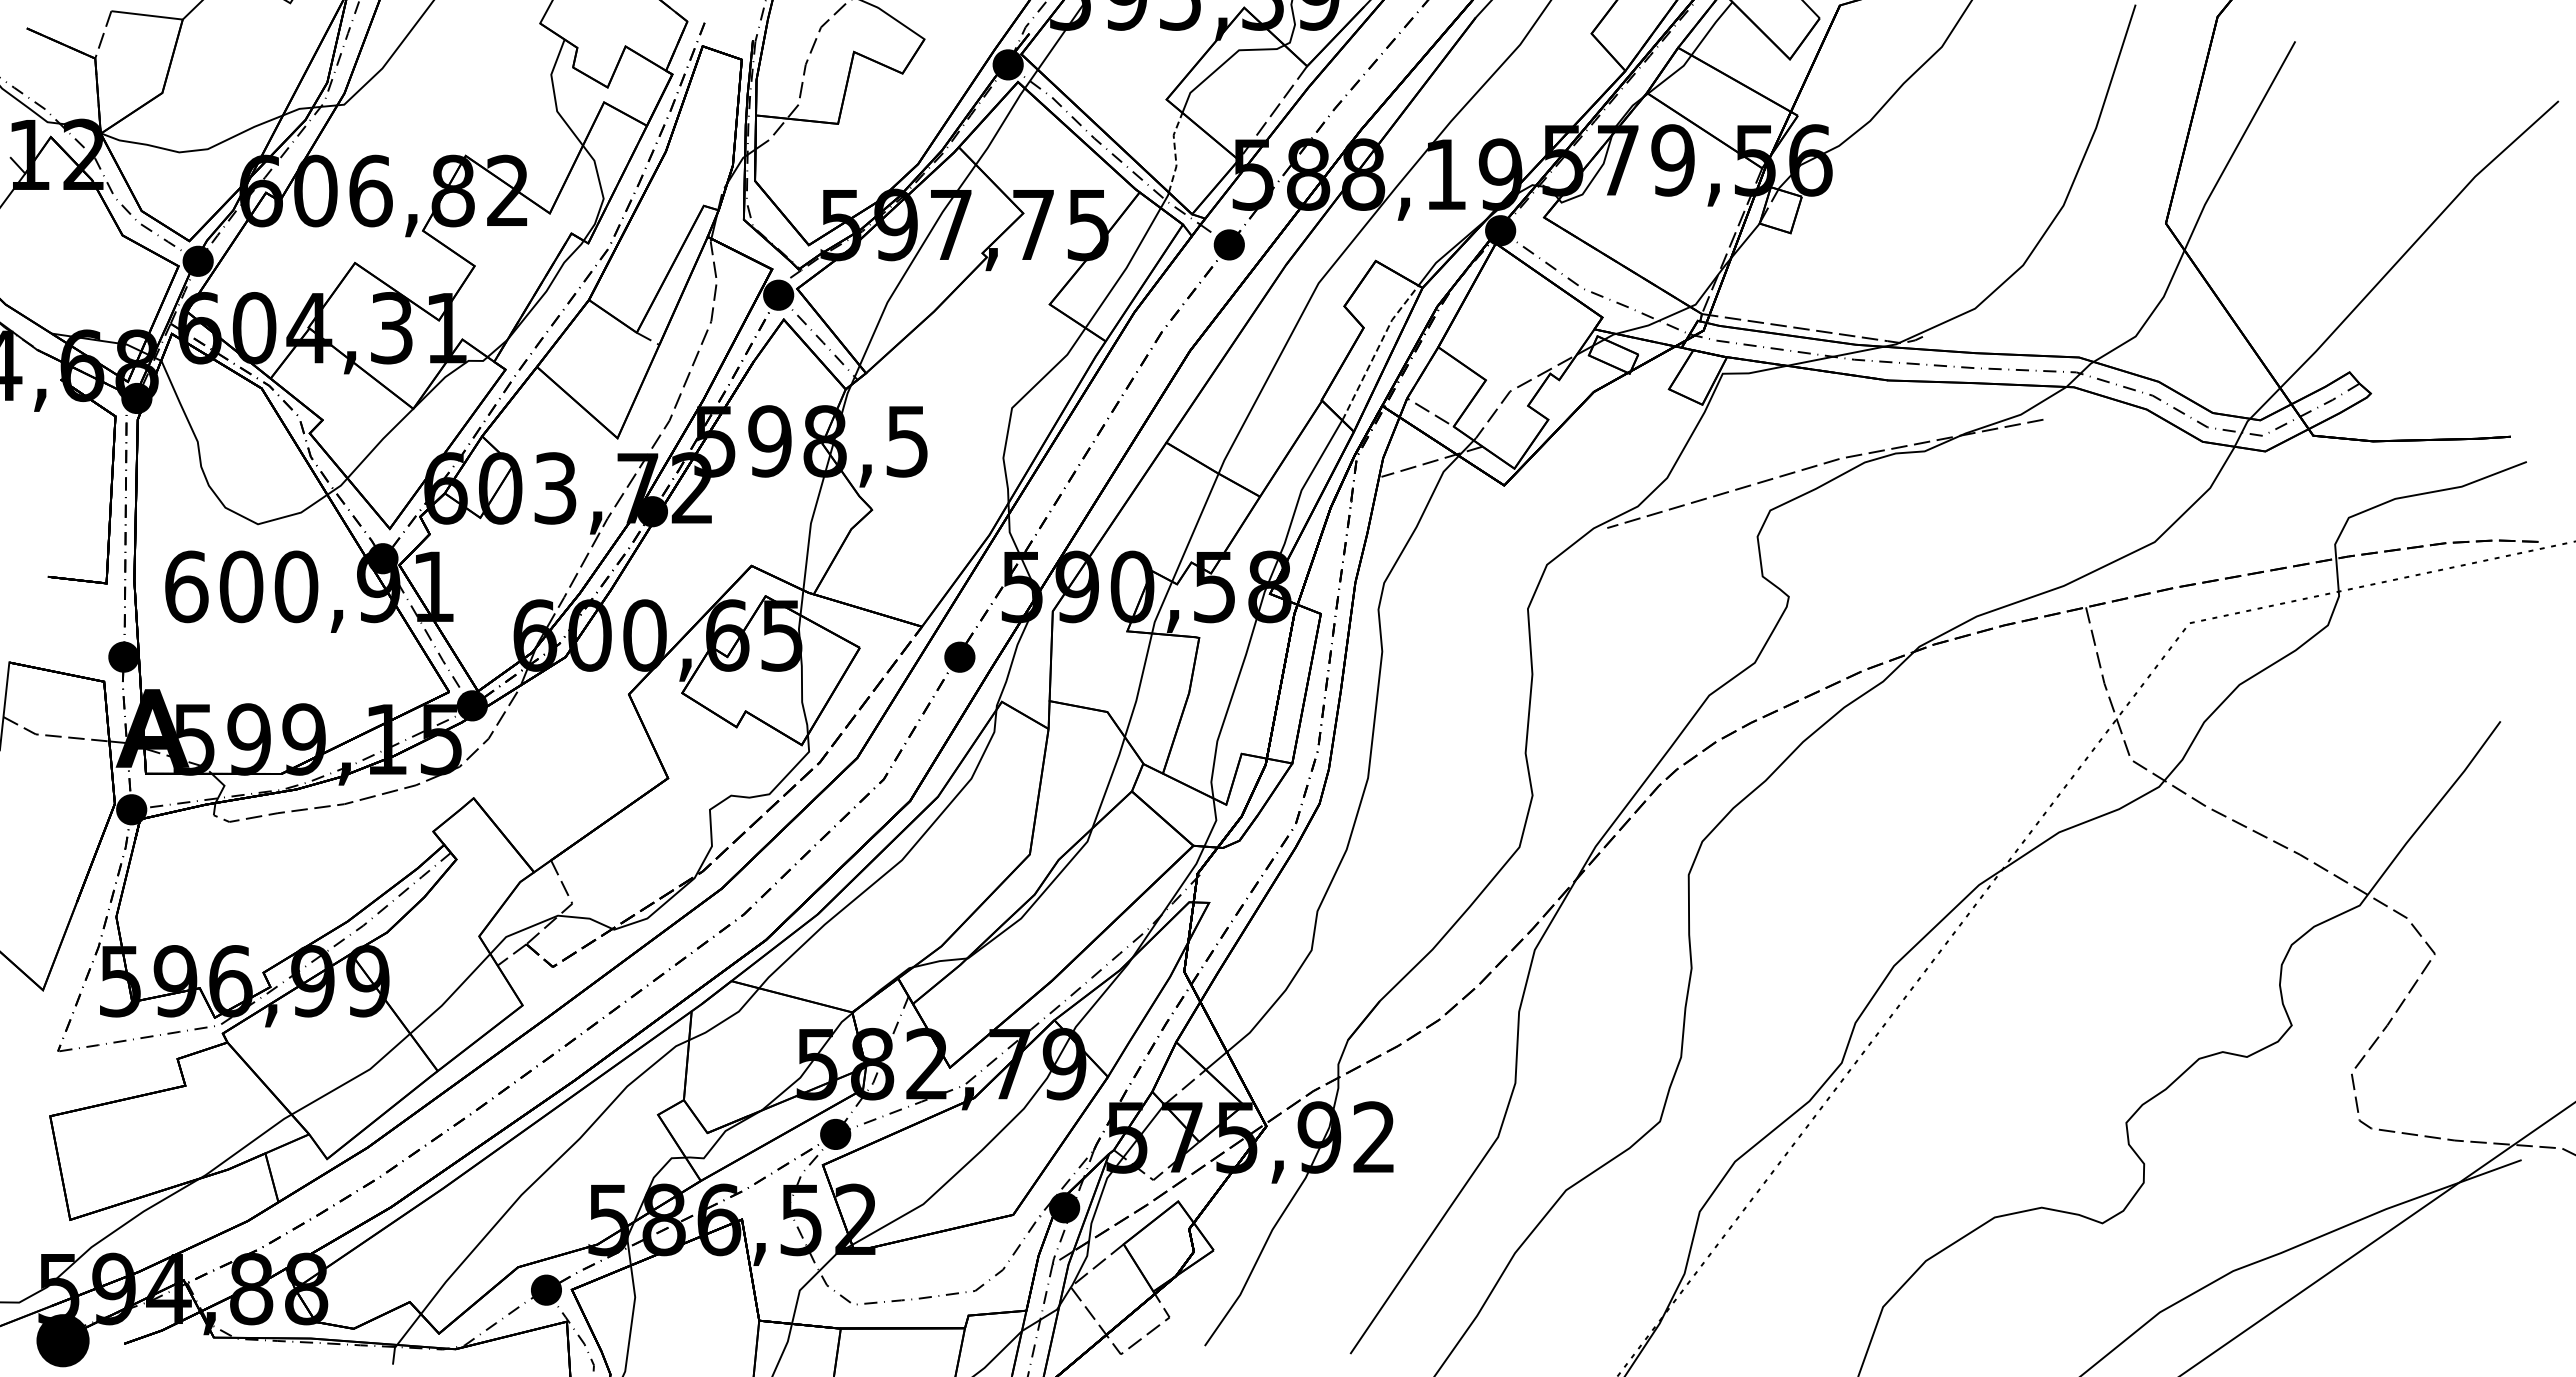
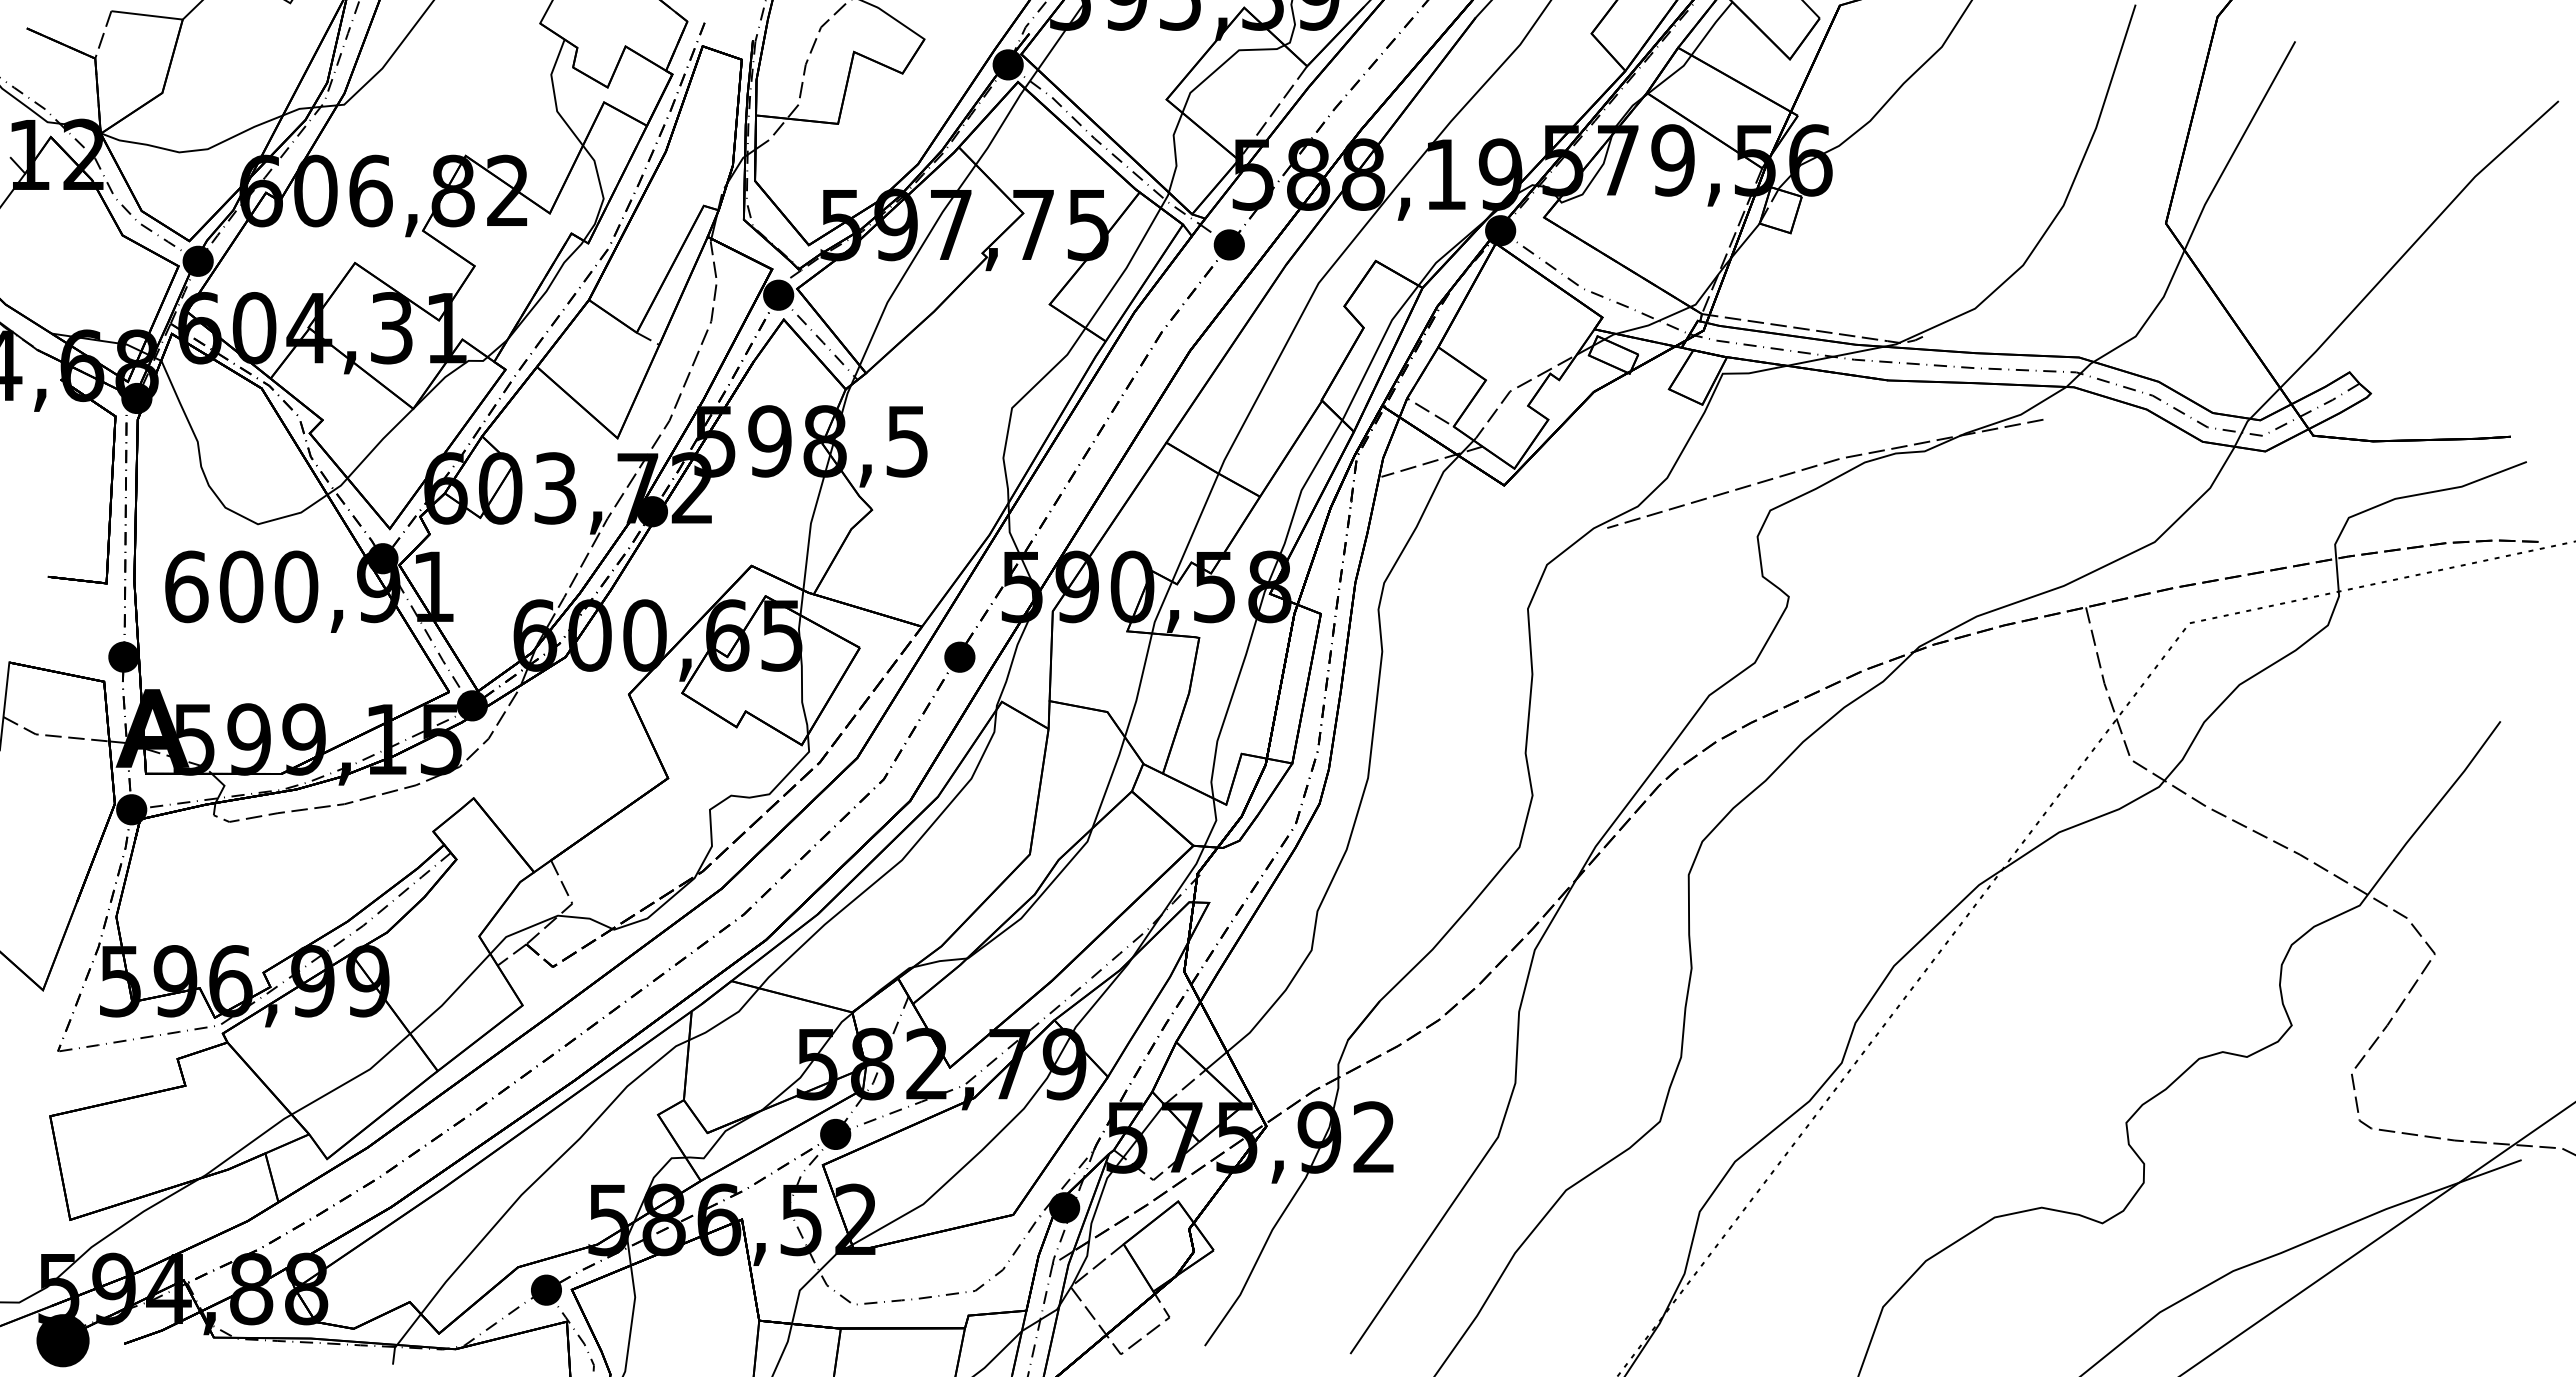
line: dashed -> solid (1175, 152)
line: dashed -> solid (1377, 350)
